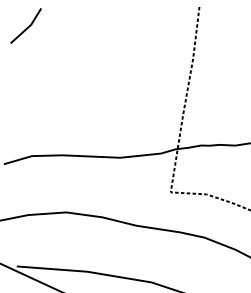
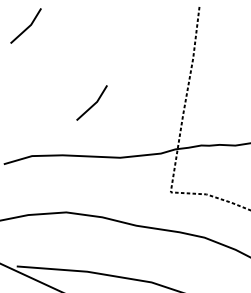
line: none -> present (93, 103)
